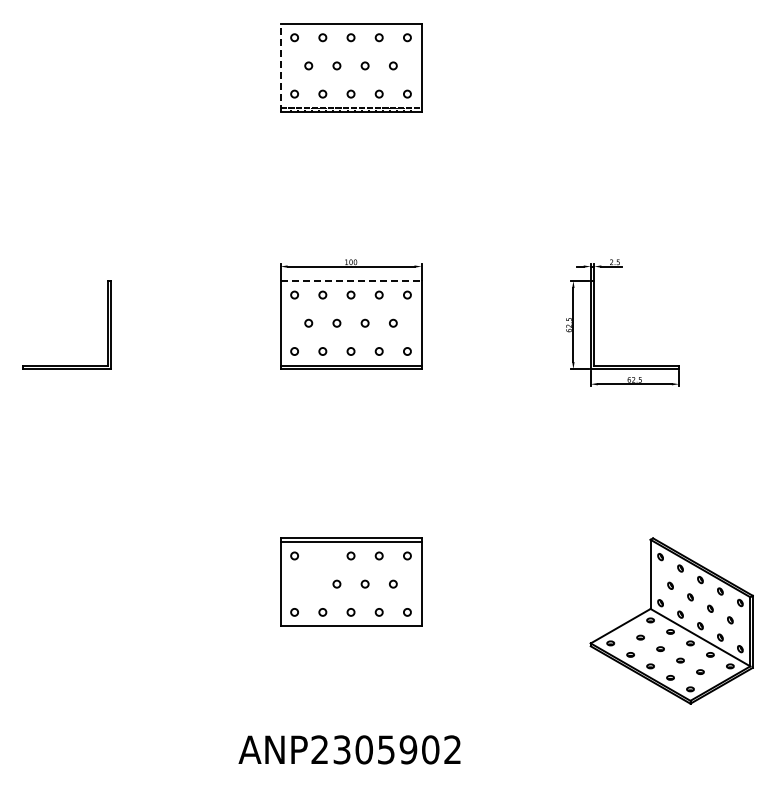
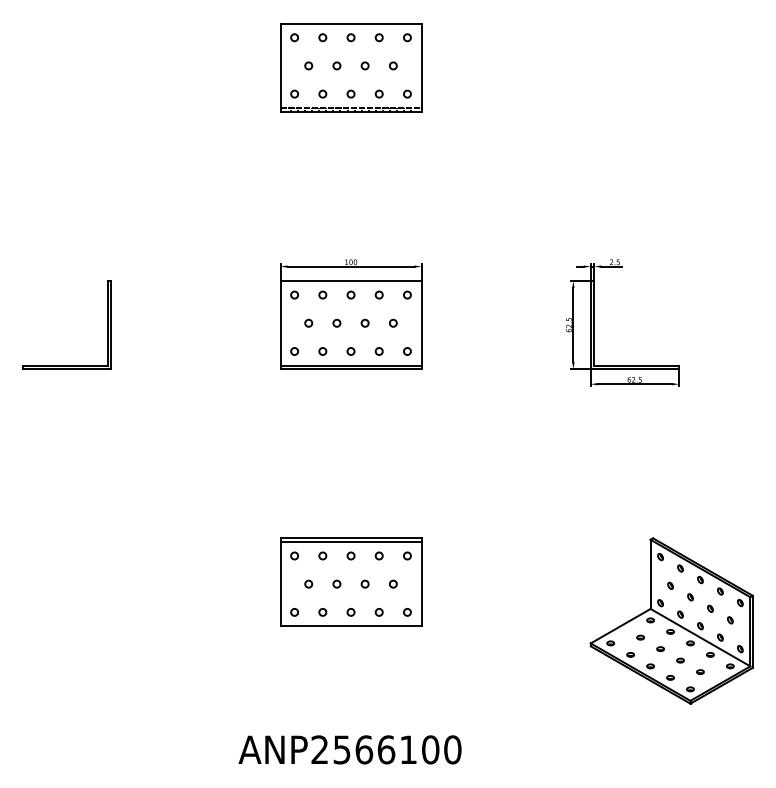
line: dashed -> solid (280, 67)
line: dashed -> solid (351, 280)
circle: none -> present (322, 555)
circle: none -> present (308, 583)
text: ANP2305902 -> ANP2566100 (397, 749)
